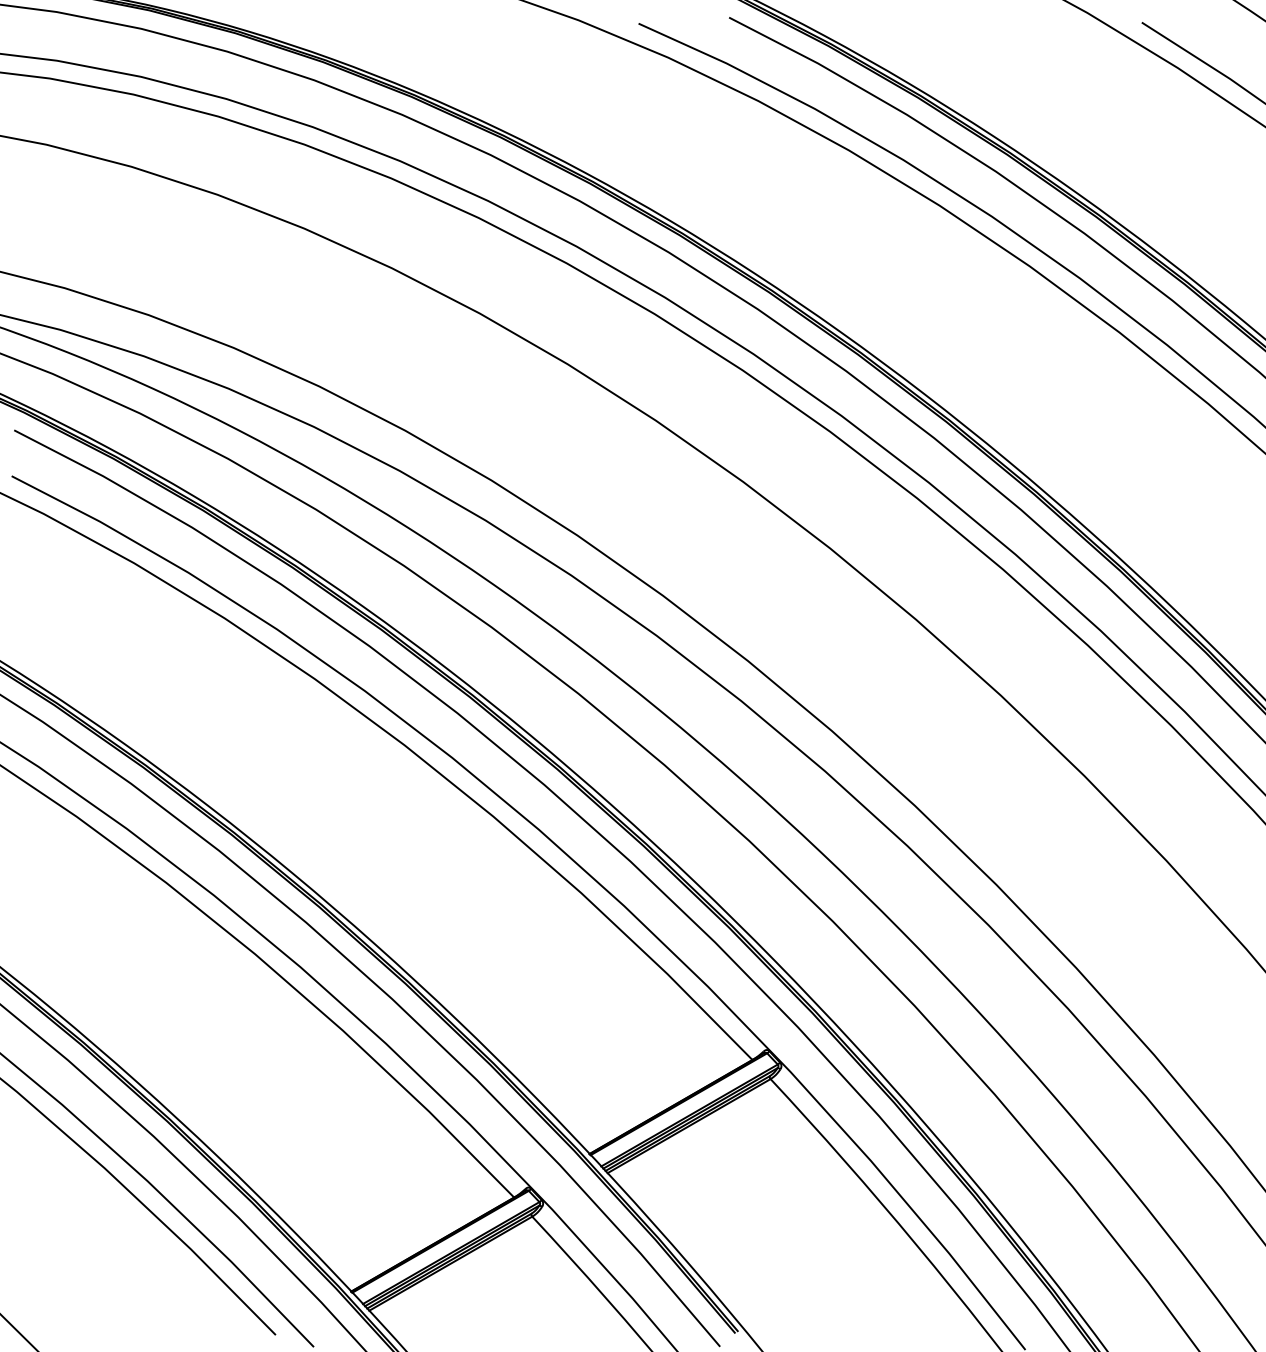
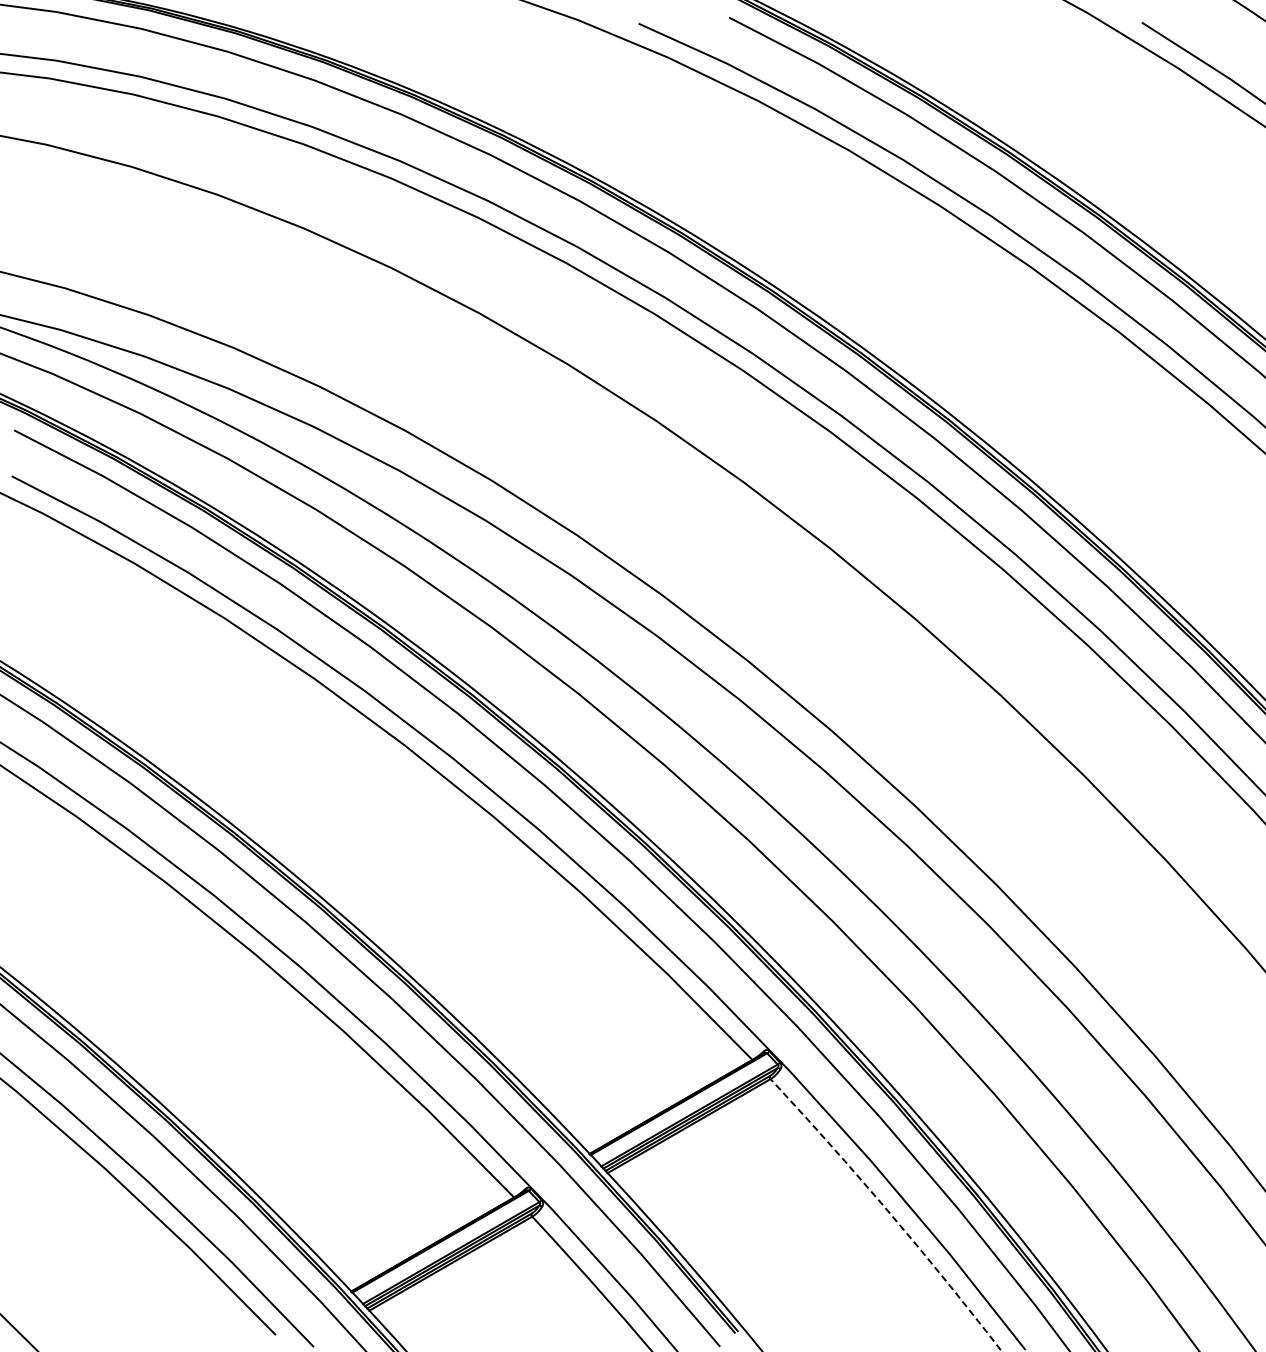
arc: solid -> dashed (889, 1212)
